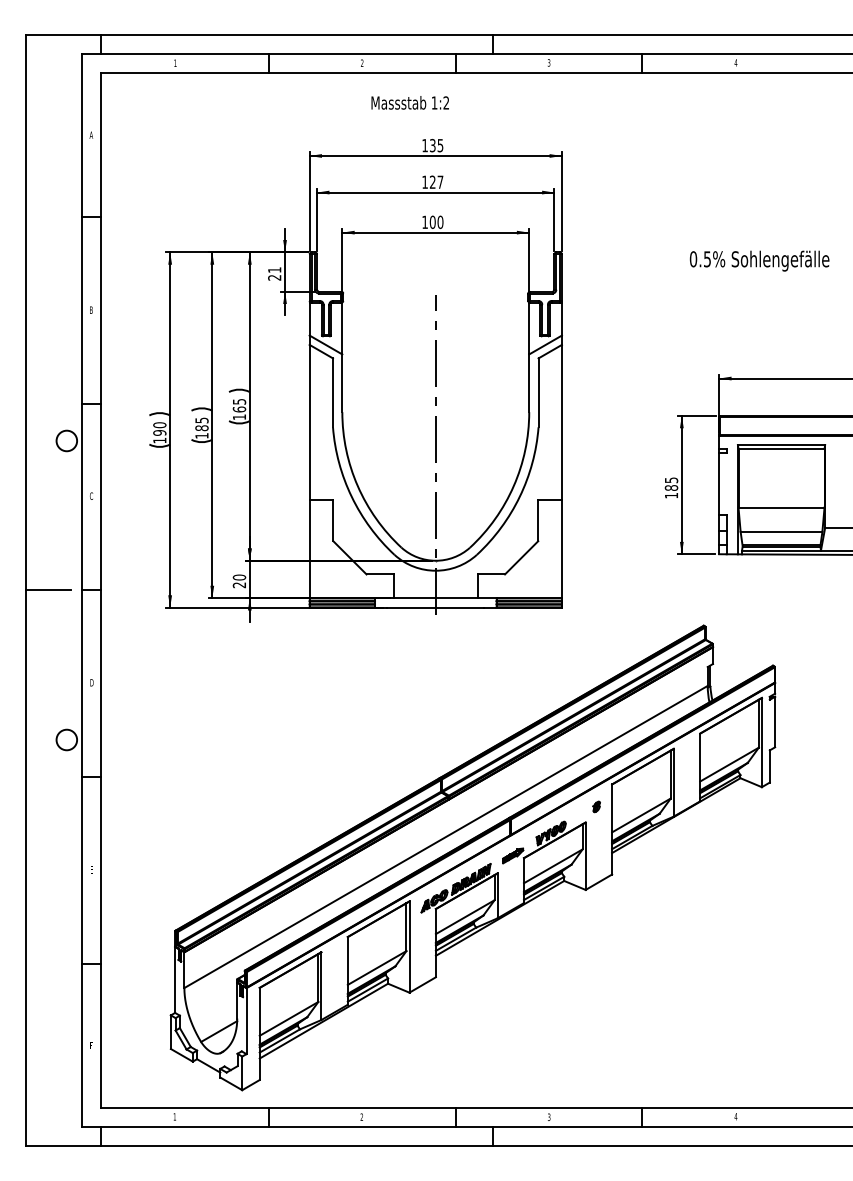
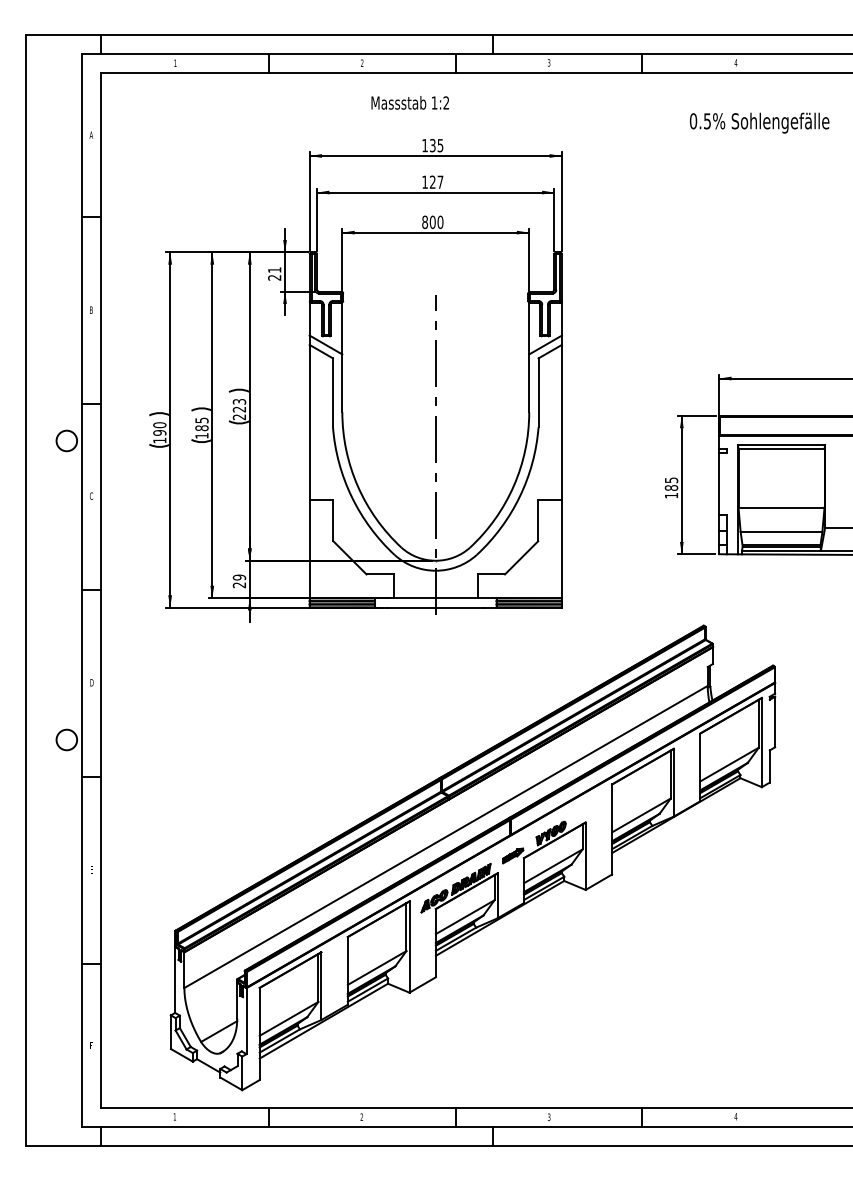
text: 100 -> 800 (425, 222)
text position: (759, 260) -> (759, 122) (759, 122)
text: 165 -> 223 (239, 409)
text: 20 -> 29 (239, 577)
line: present -> none (47, 590)
part: present -> none (596, 806)
